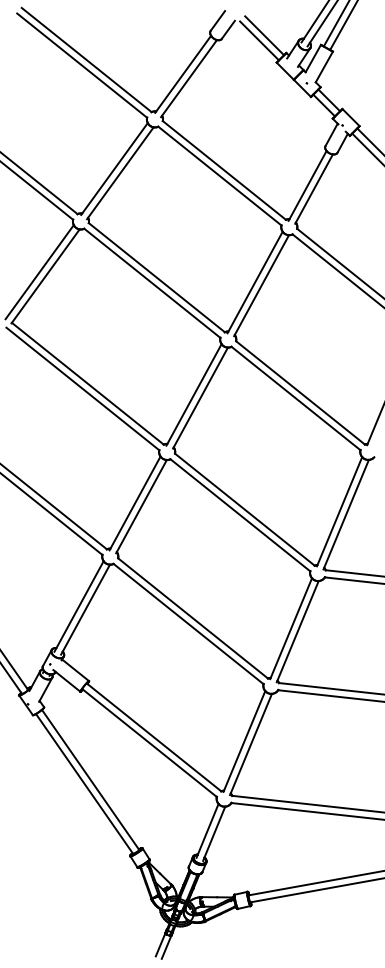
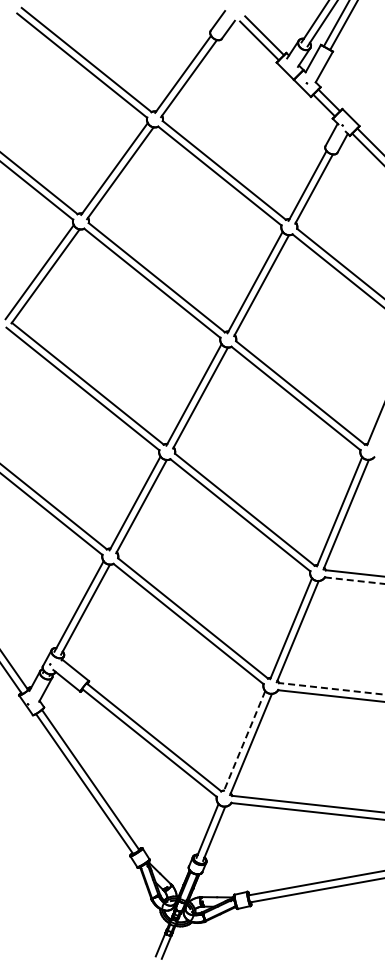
line: solid -> dashed (354, 580)
line: solid -> dashed (331, 688)
line: solid -> dashed (244, 741)
